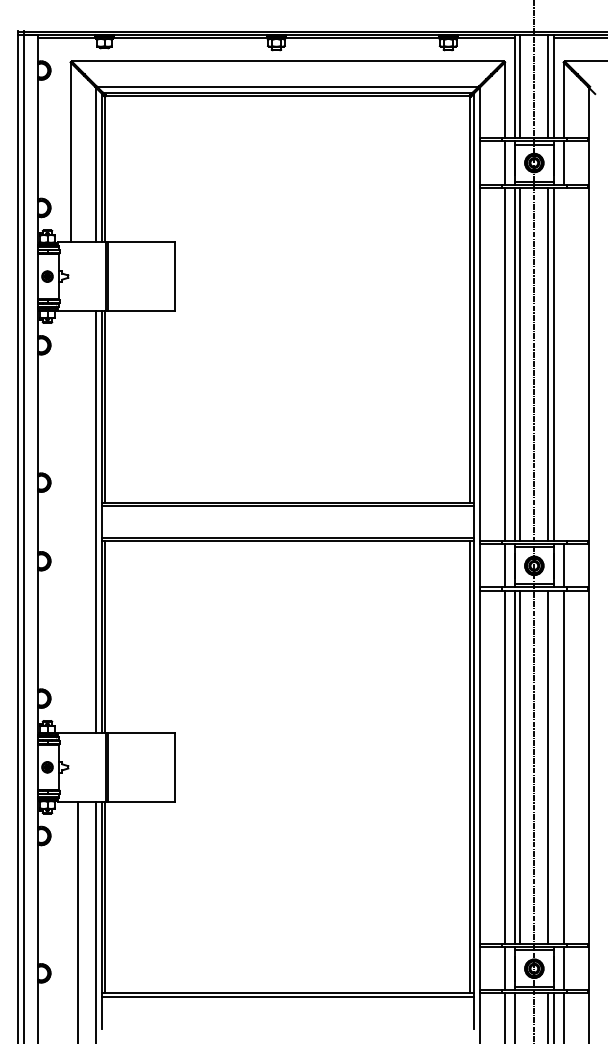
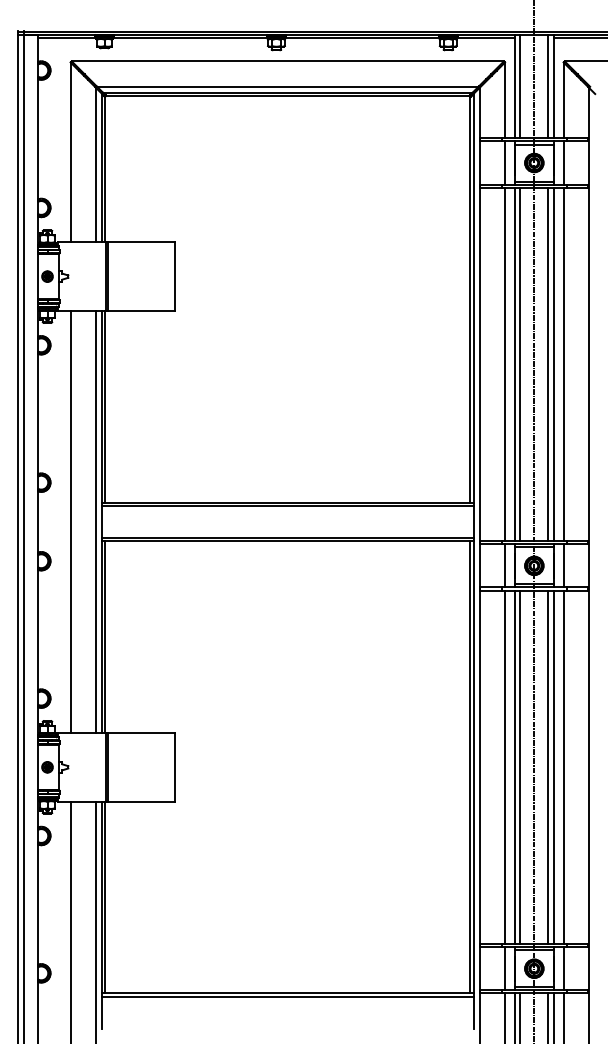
line: none -> present (563, 364)
line: none -> present (70, 521)
line: none -> present (553, 767)
line position: (77, 921) -> (70, 921) (70, 921)
line: none -> present (520, 1016)
